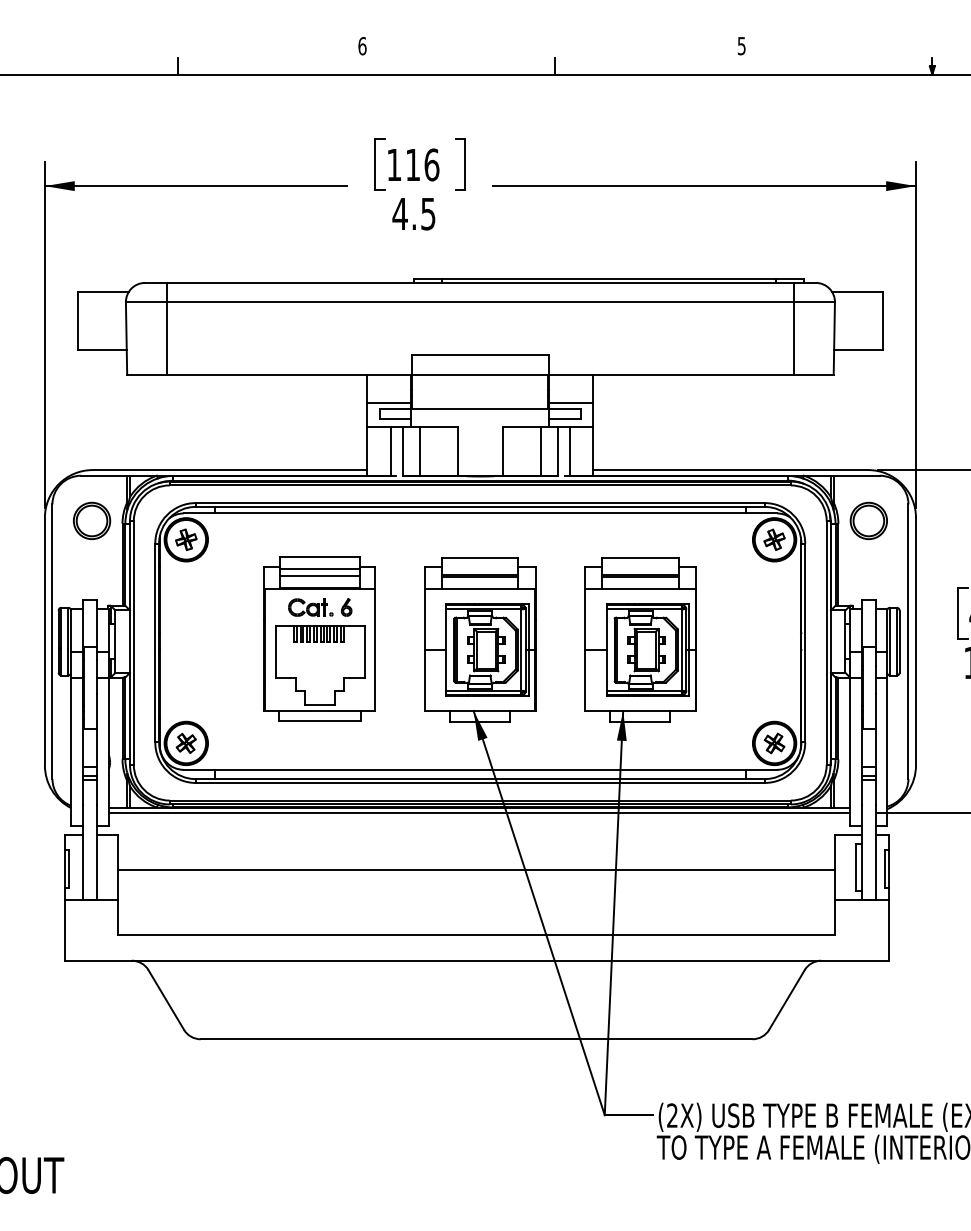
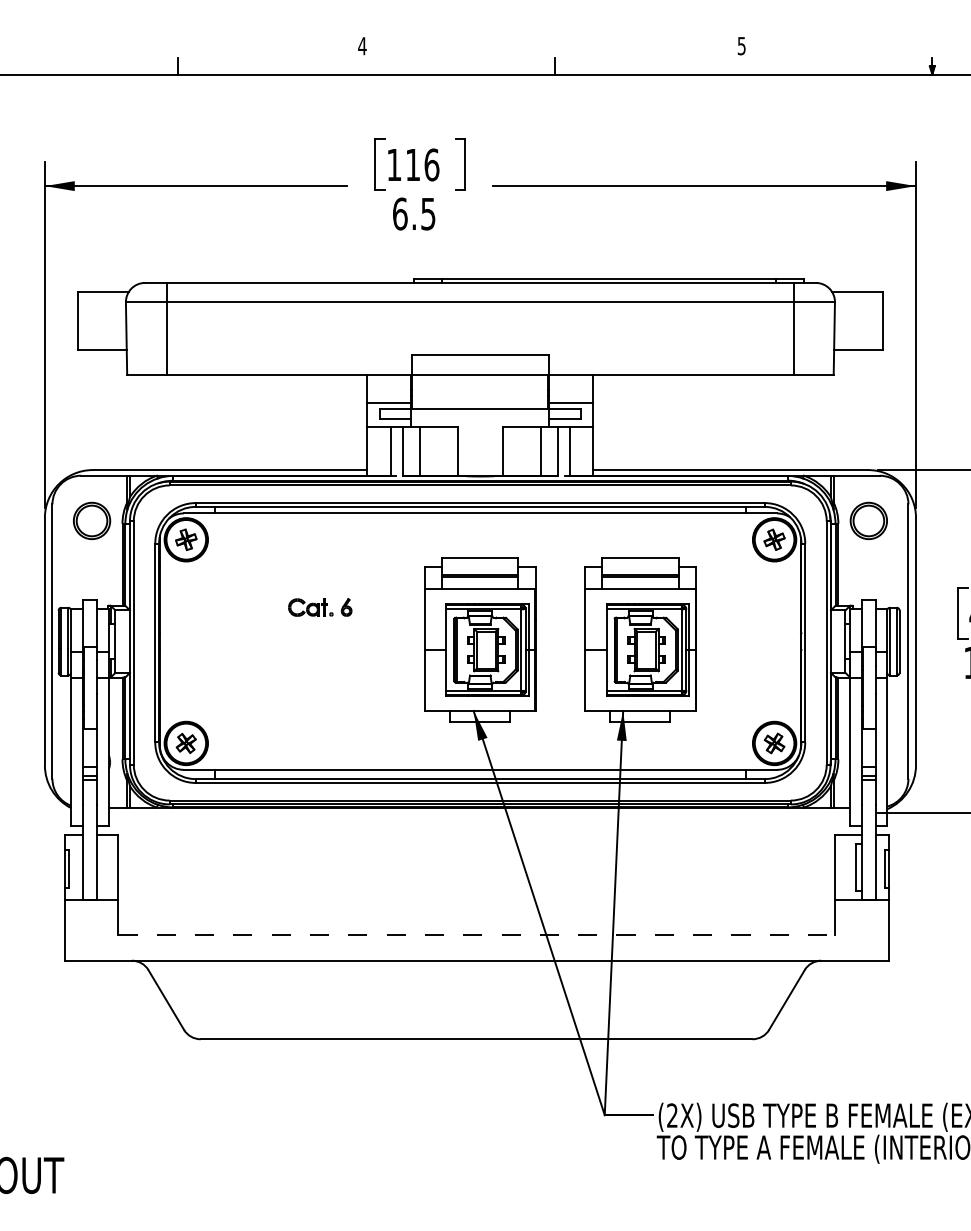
text: 6 -> 4 (362, 46)
text: 4.5 -> 6.5 (399, 213)
part: present -> none (319, 638)
line: present -> none (479, 813)
line: present -> none (476, 870)
line: solid -> dashed (477, 934)
